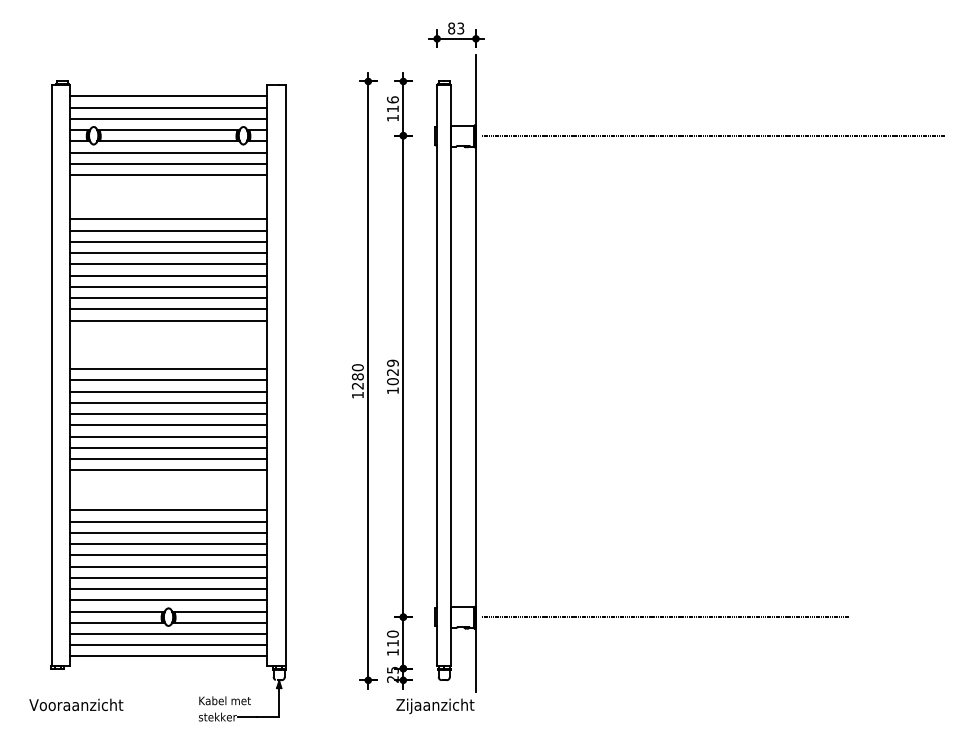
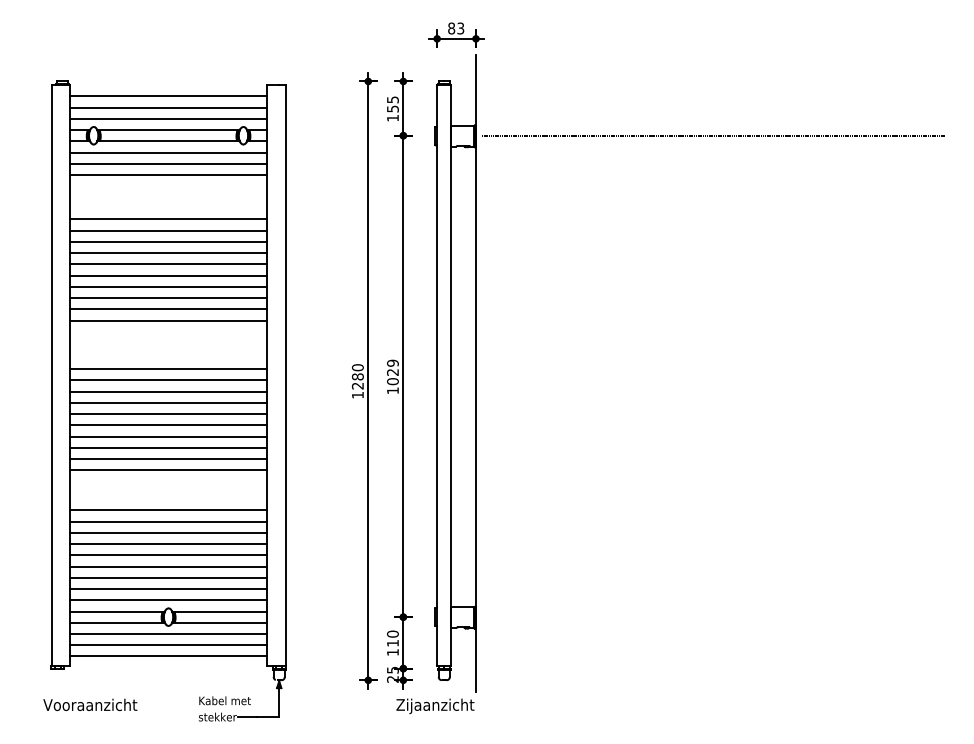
text: 116 -> 155 (392, 104)
line: present -> none (665, 617)
text position: (76, 704) -> (90, 704) (90, 704)
